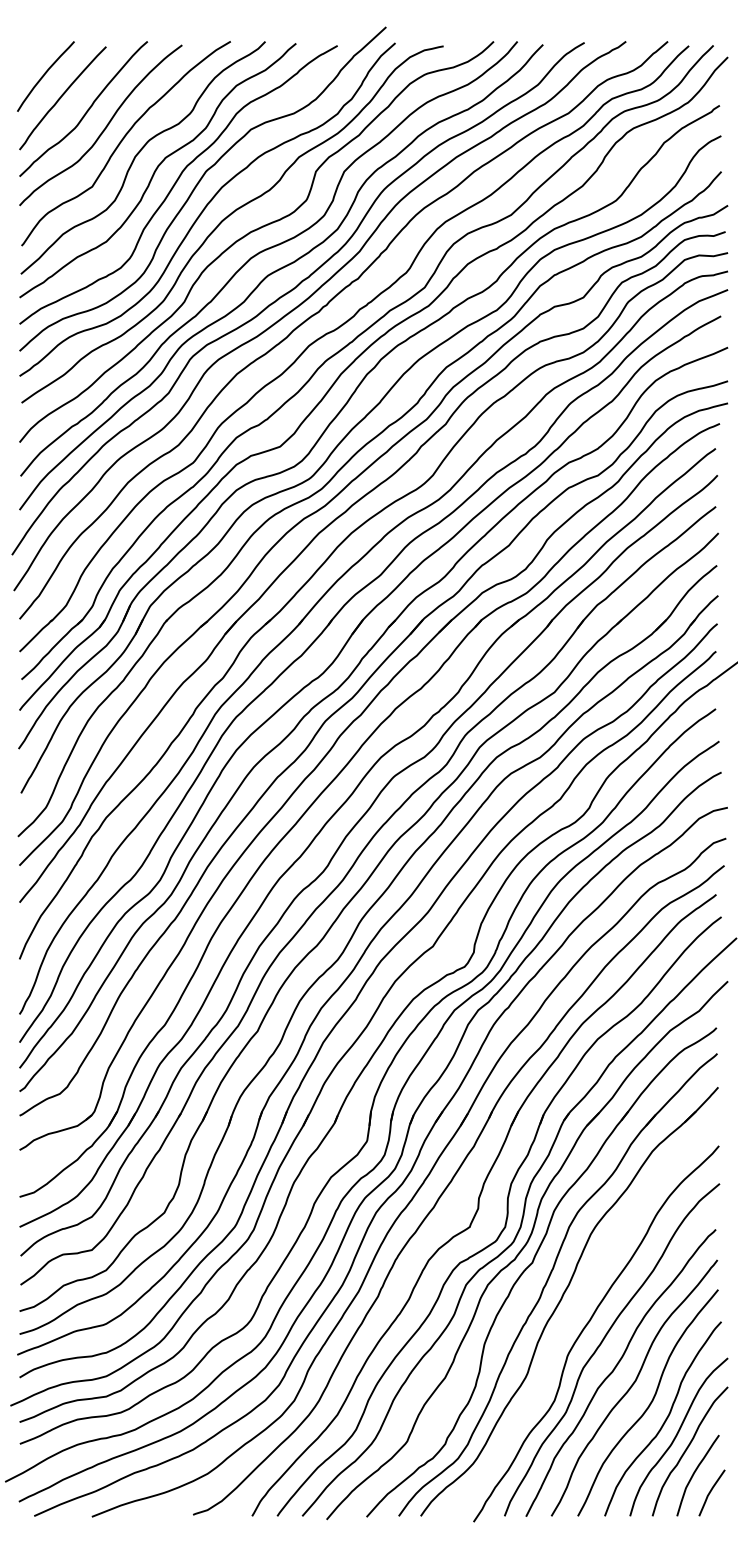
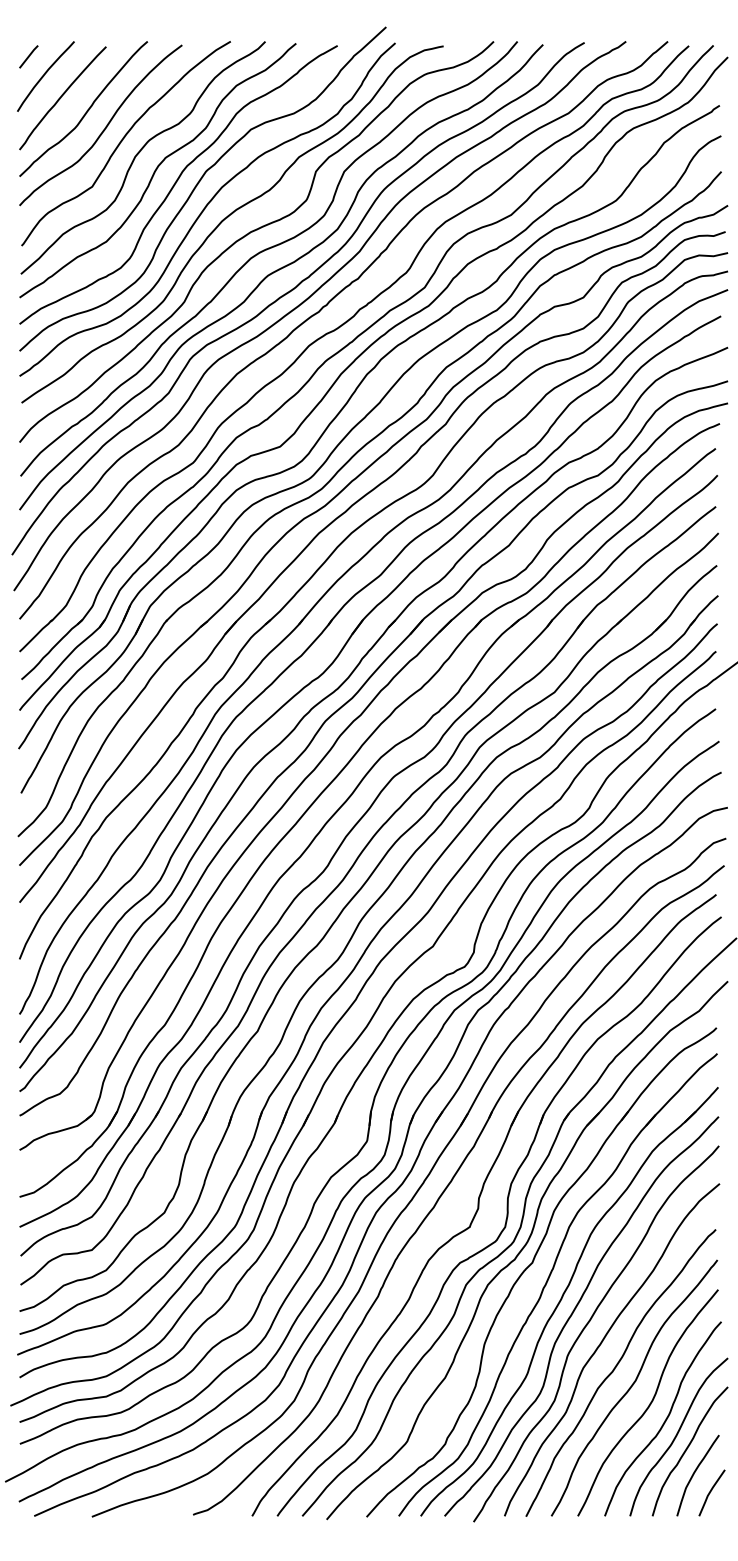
line: none -> present (28, 56)
curve: none -> present (575, 1310)
